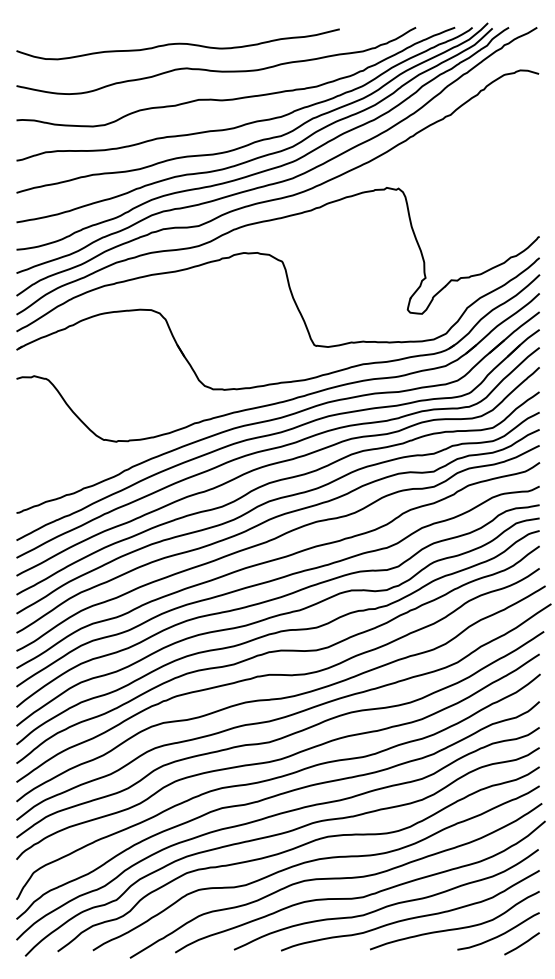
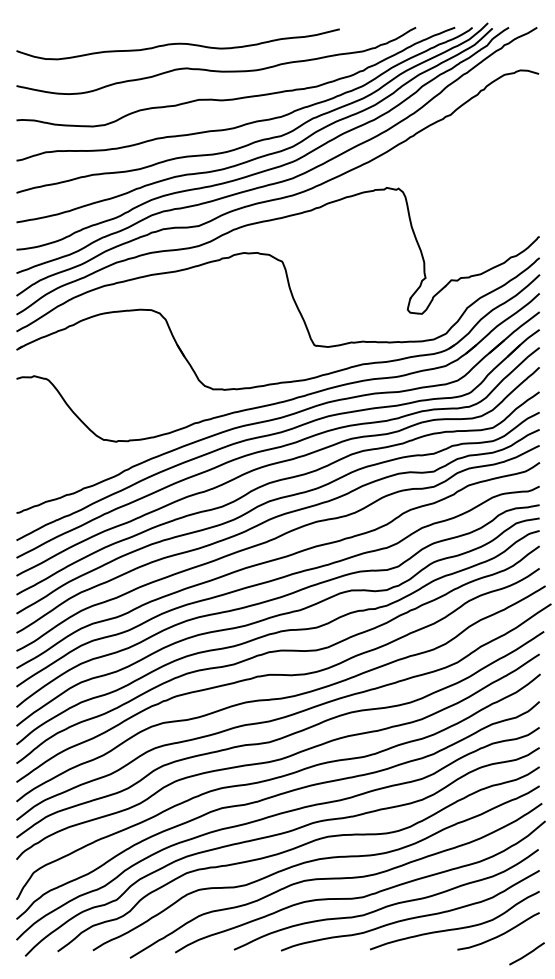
line position: (522, 943) -> (527, 953) (527, 953)
